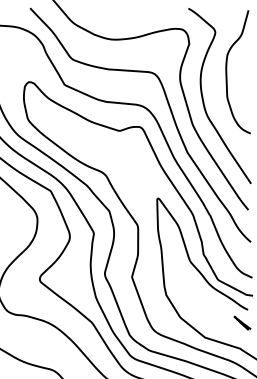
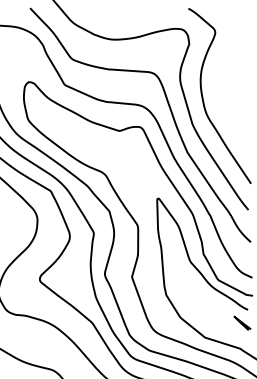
curve: present -> none (227, 72)
